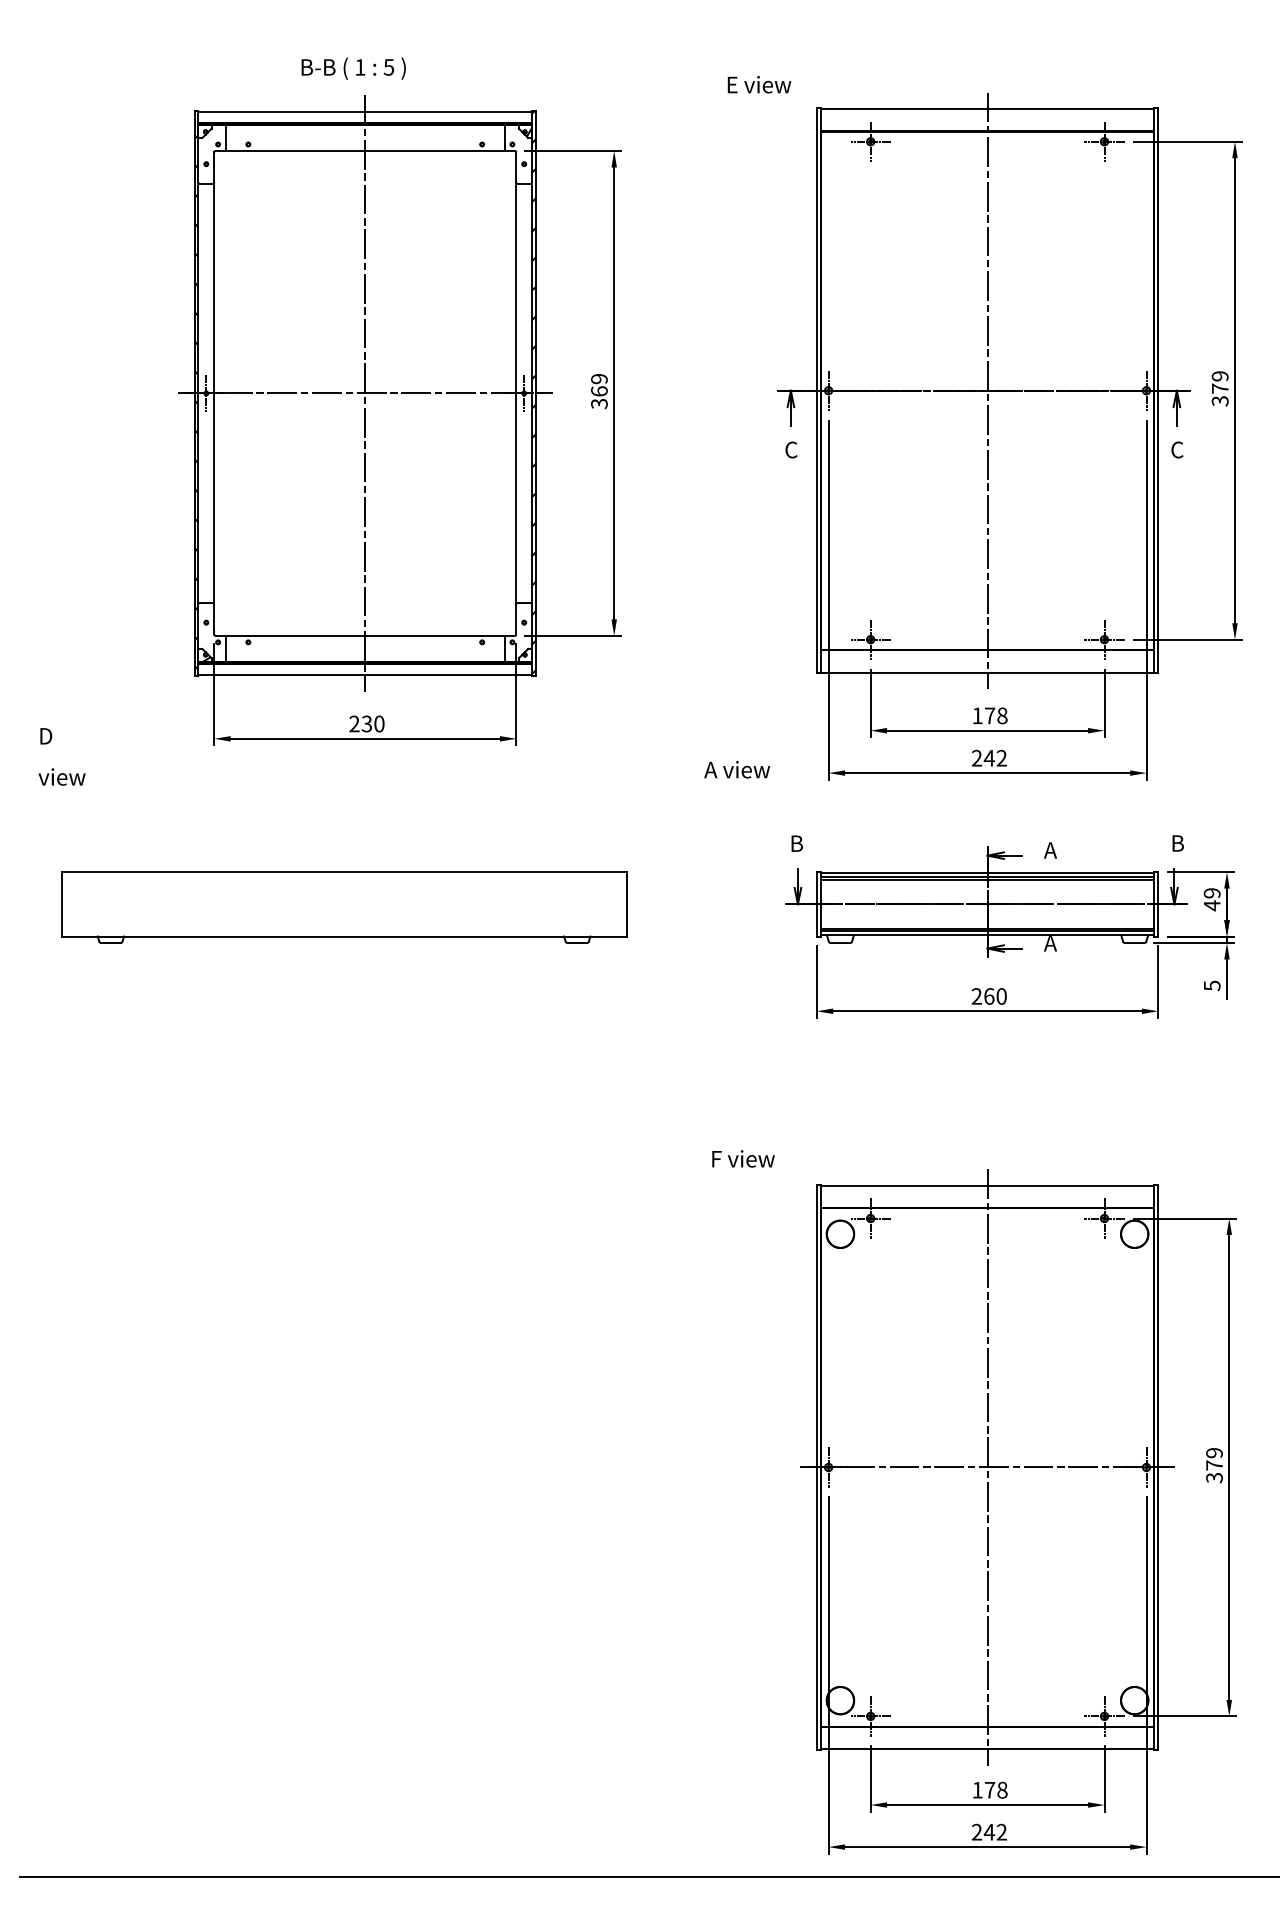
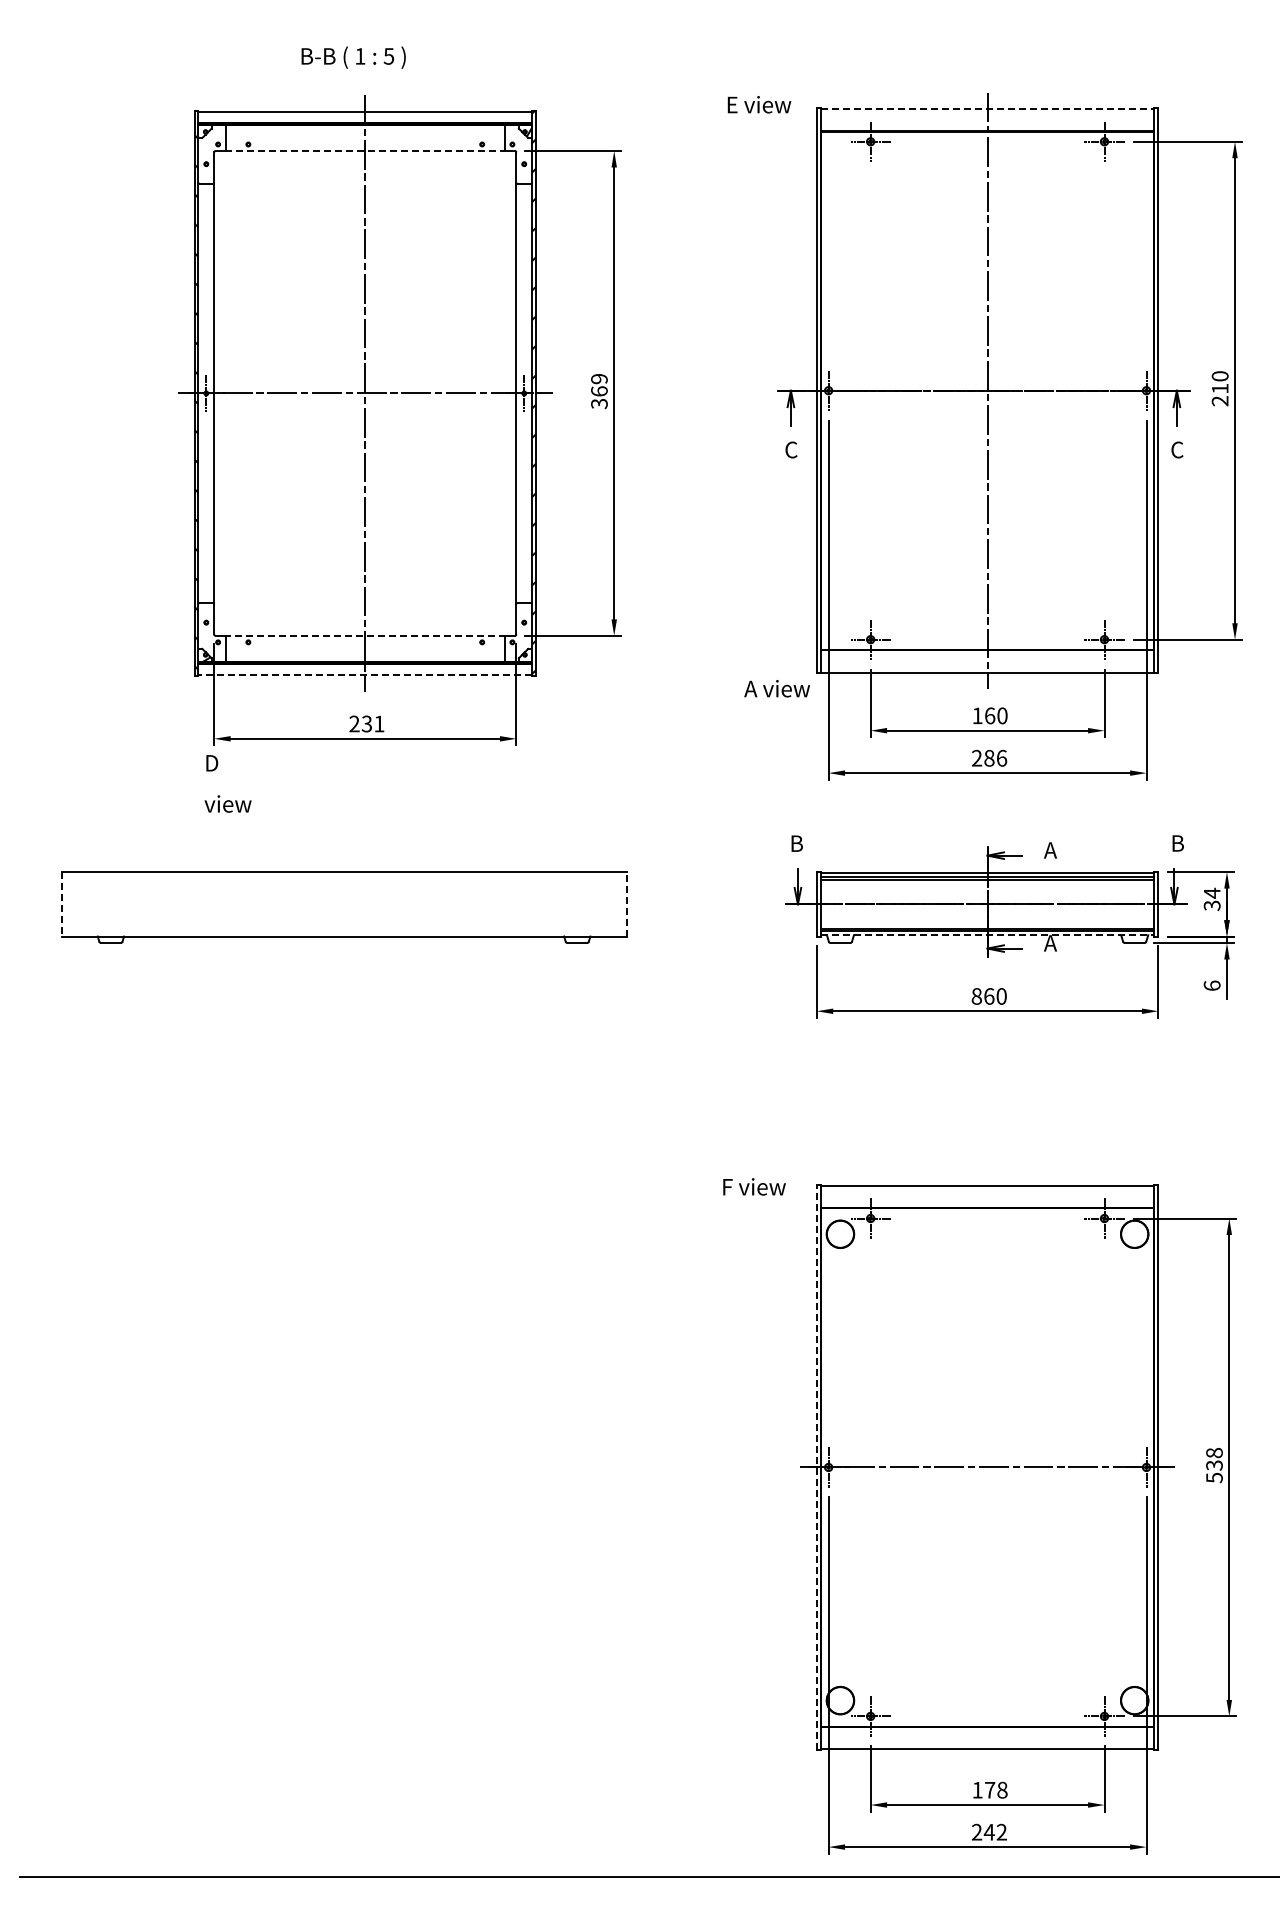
text position: (353, 68) -> (353, 57) (353, 57)
text position: (759, 84) -> (759, 104) (759, 104)
line: solid -> dashed (987, 108)
line: solid -> dashed (365, 151)
text: 379 -> 210 (1219, 388)
line: solid -> dashed (365, 635)
line: solid -> dashed (365, 675)
text: 178 -> 160 (996, 715)
text: 230 -> 231 (379, 723)
text position: (61, 756) -> (227, 783) (227, 783)
text: 242 -> 286 (995, 757)
text position: (737, 769) -> (777, 688) (777, 688)
text: 49 -> 34 (1211, 899)
line: solid -> dashed (626, 903)
line: solid -> dashed (61, 904)
line: solid -> dashed (987, 935)
text: 5 -> 6 (1211, 985)
text: 260 -> 860 (976, 996)
text position: (743, 1158) -> (754, 1186) (754, 1186)
text: 379 -> 538 (1214, 1464)
line: solid -> dashed (816, 1466)
line: present -> none (987, 1467)
